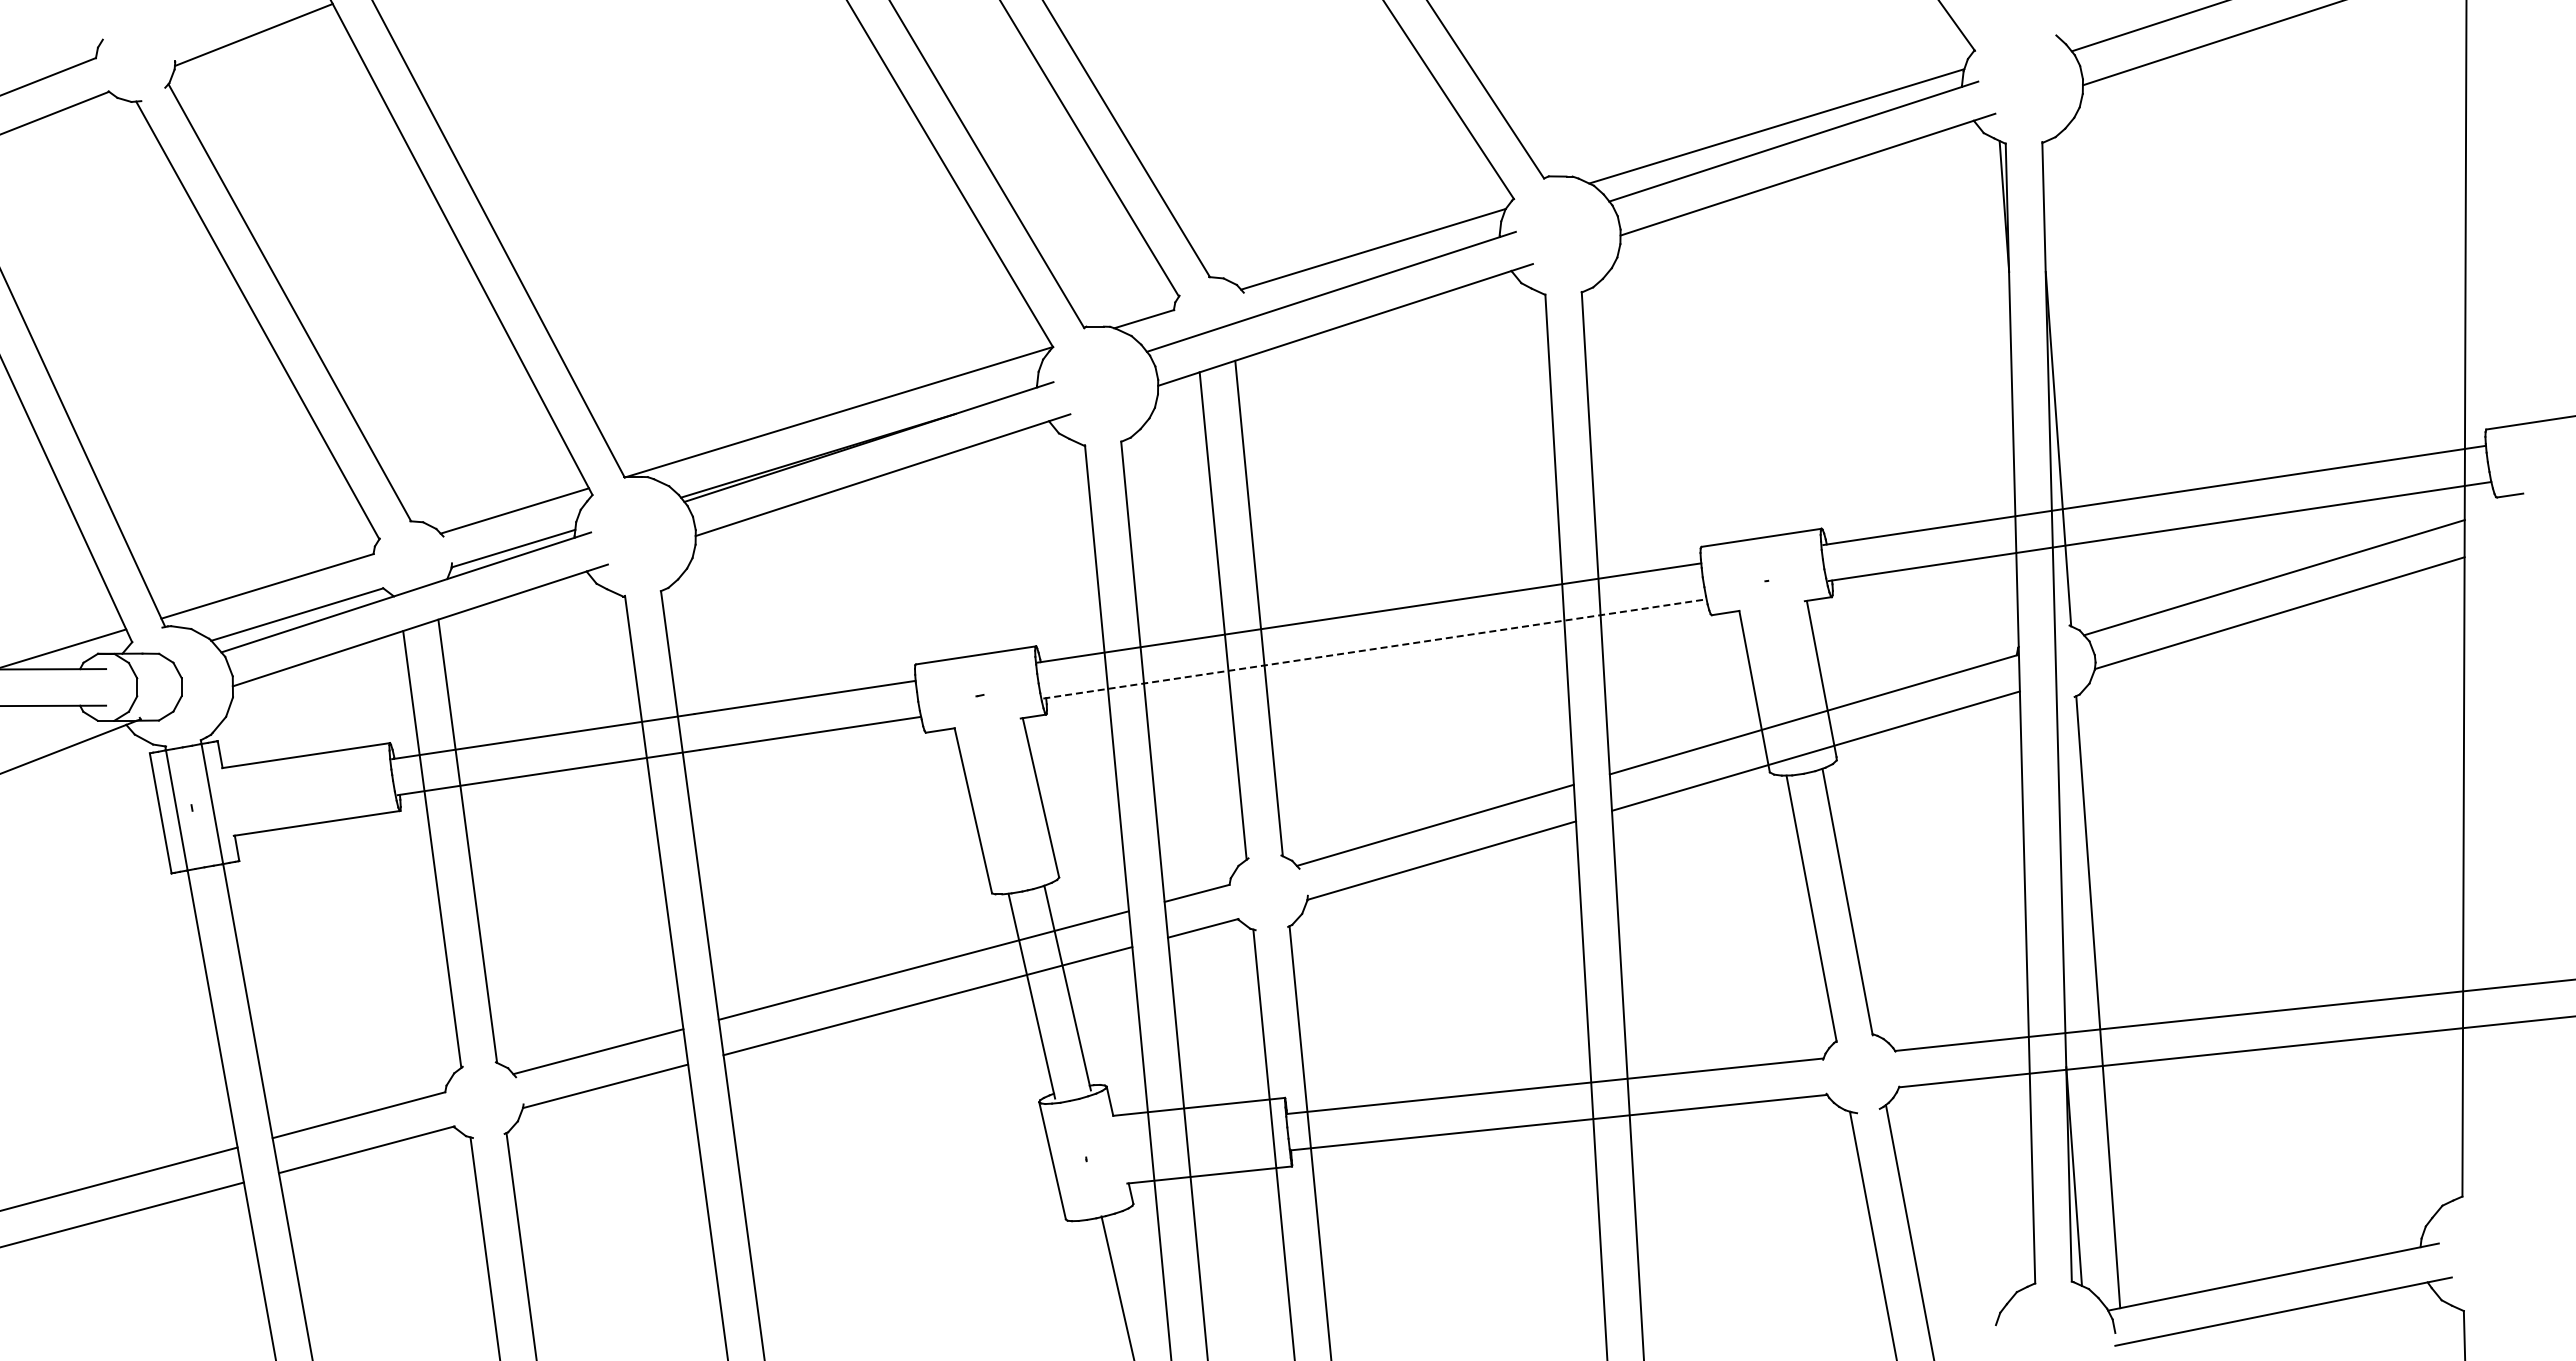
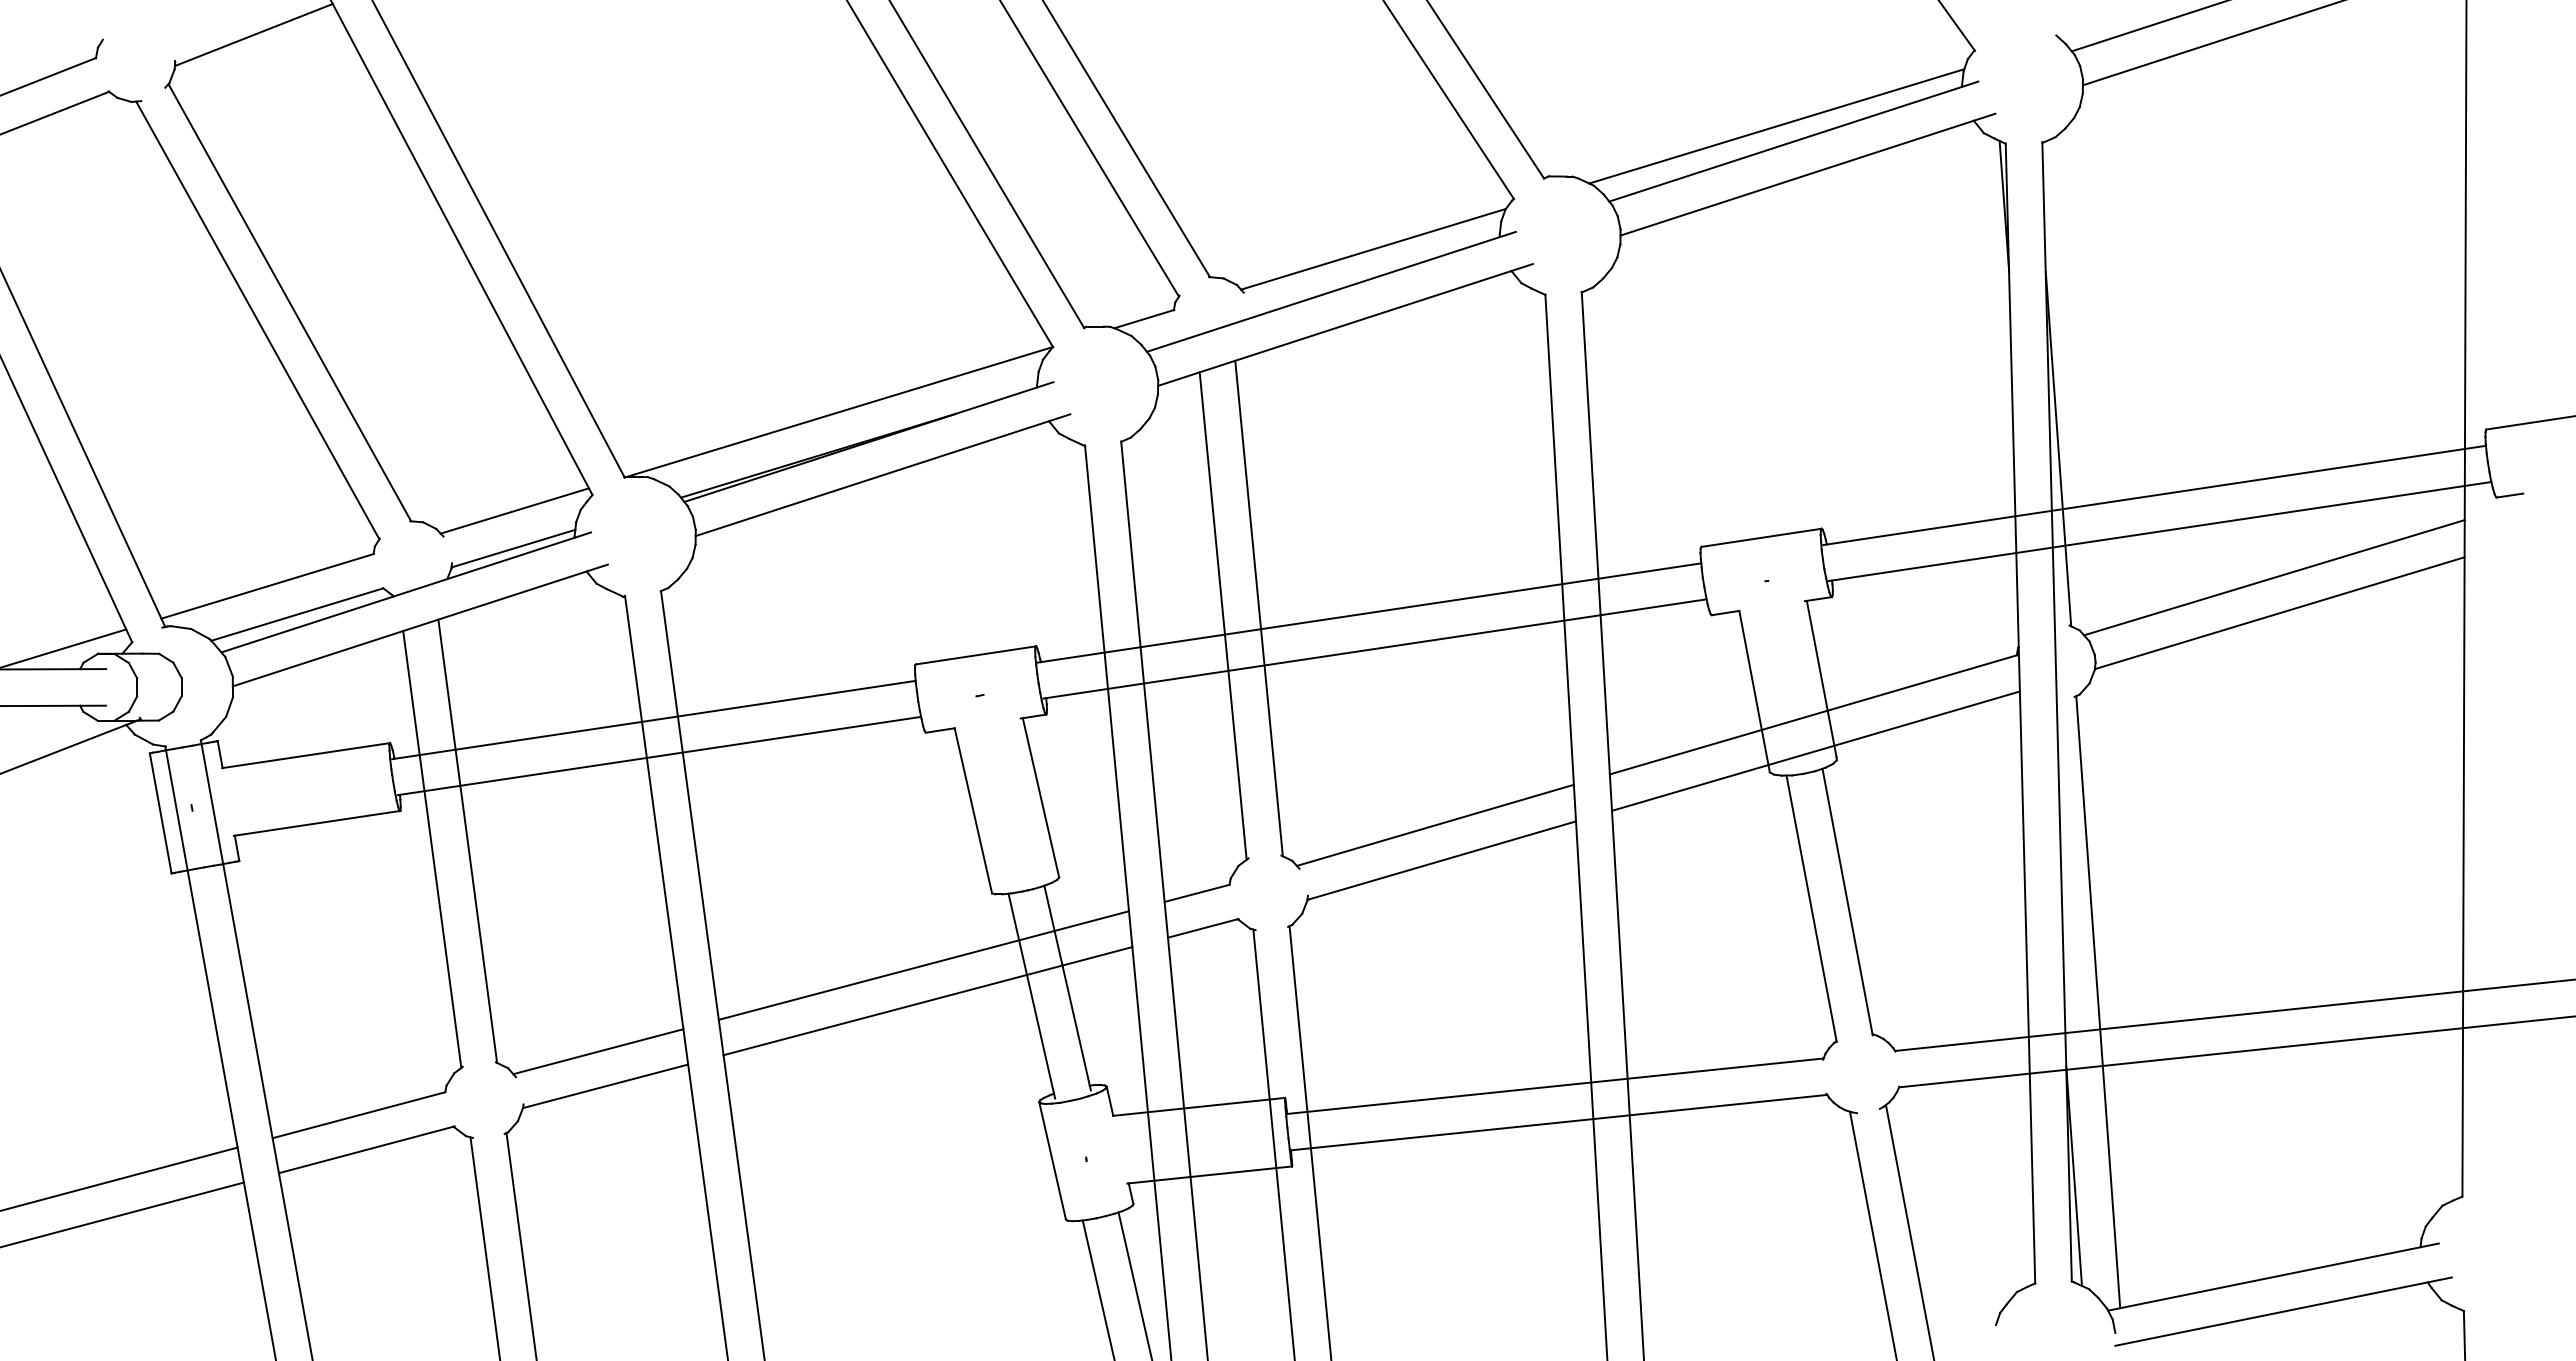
line: dashed -> solid (1375, 648)
line position: (1117, 1286) -> (1134, 1284) (1134, 1284)
line: none -> present (1097, 1288)
